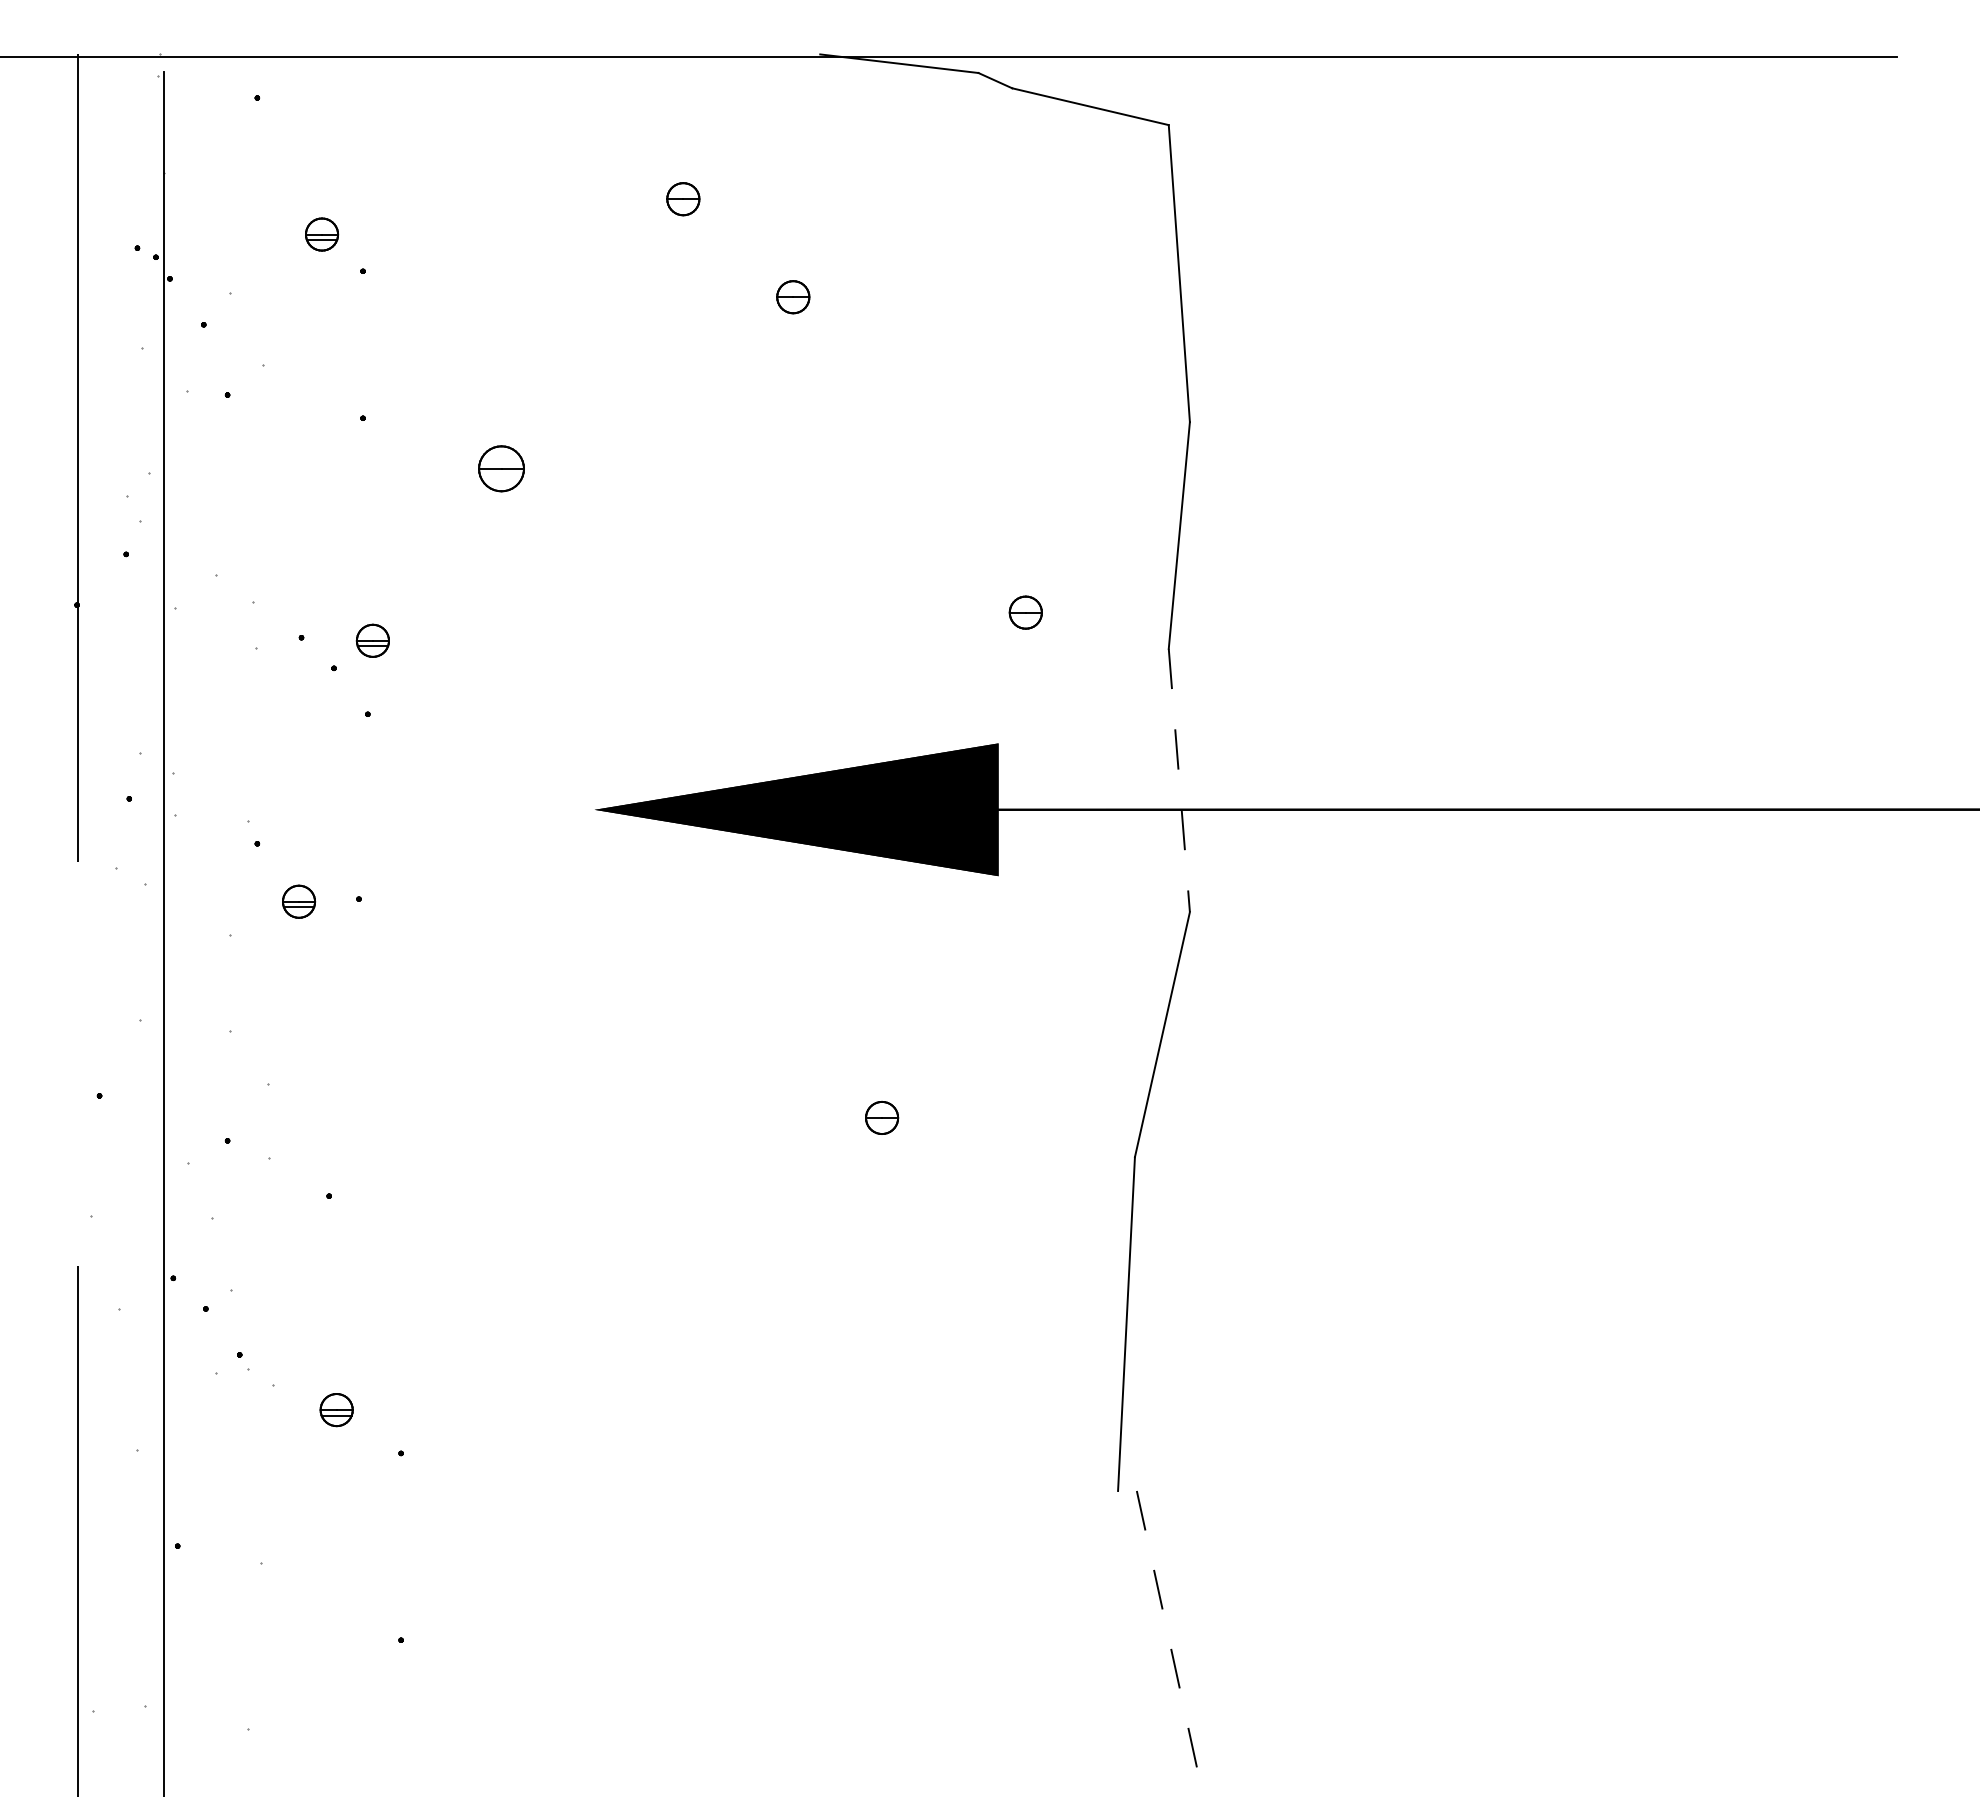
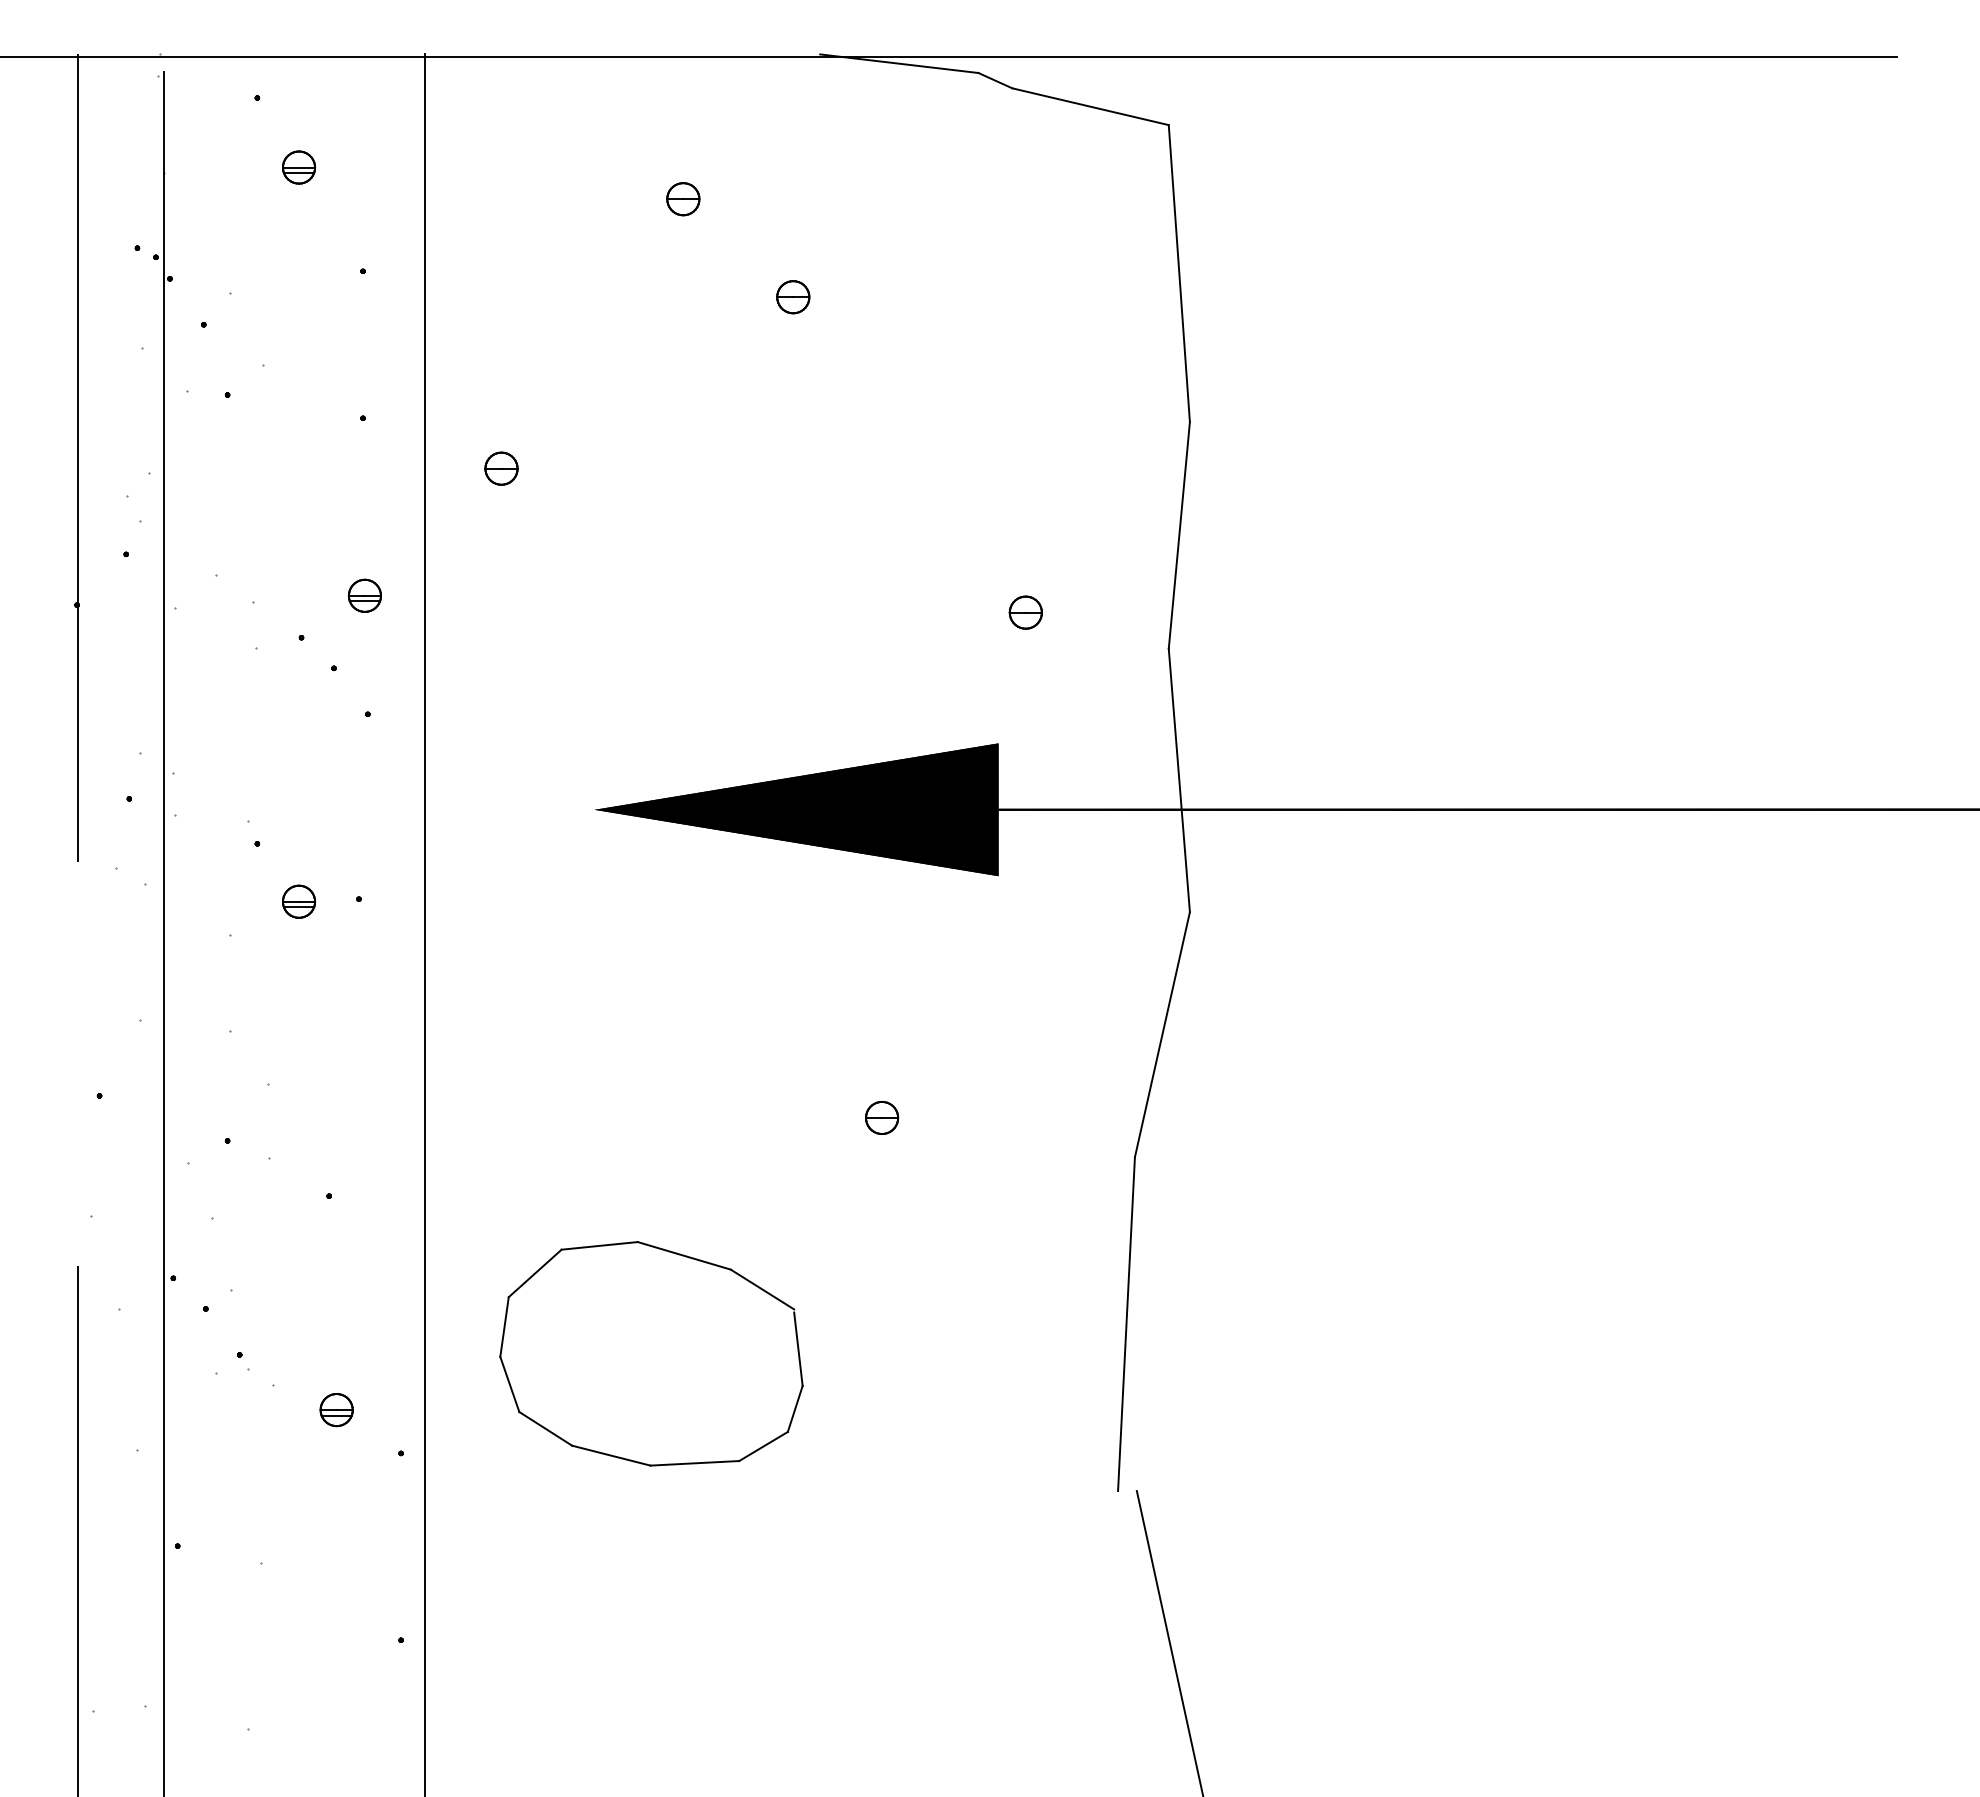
part position: (322, 234) -> (299, 167) (299, 167)
part size: 47x48 px -> 35x35 px (501, 468)
part position: (372, 640) -> (364, 595) (364, 595)
line: dashed -> solid (1179, 780)
line: none -> present (424, 923)
part: none -> present (651, 1353)
line: dashed -> solid (1170, 1644)
